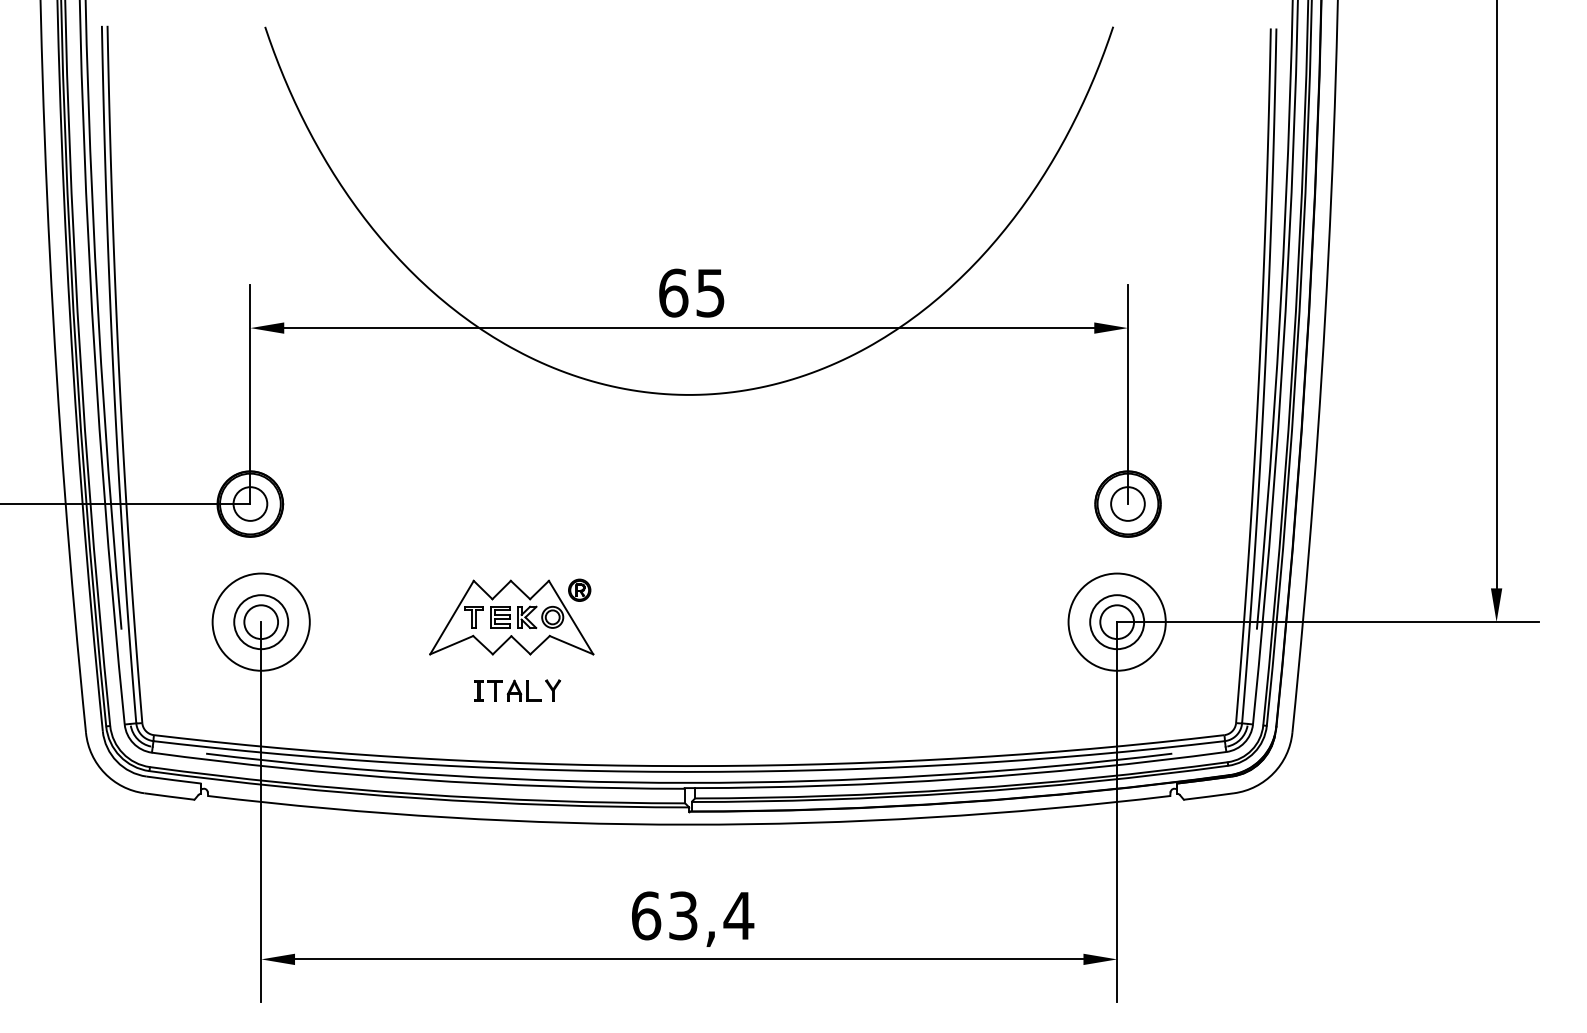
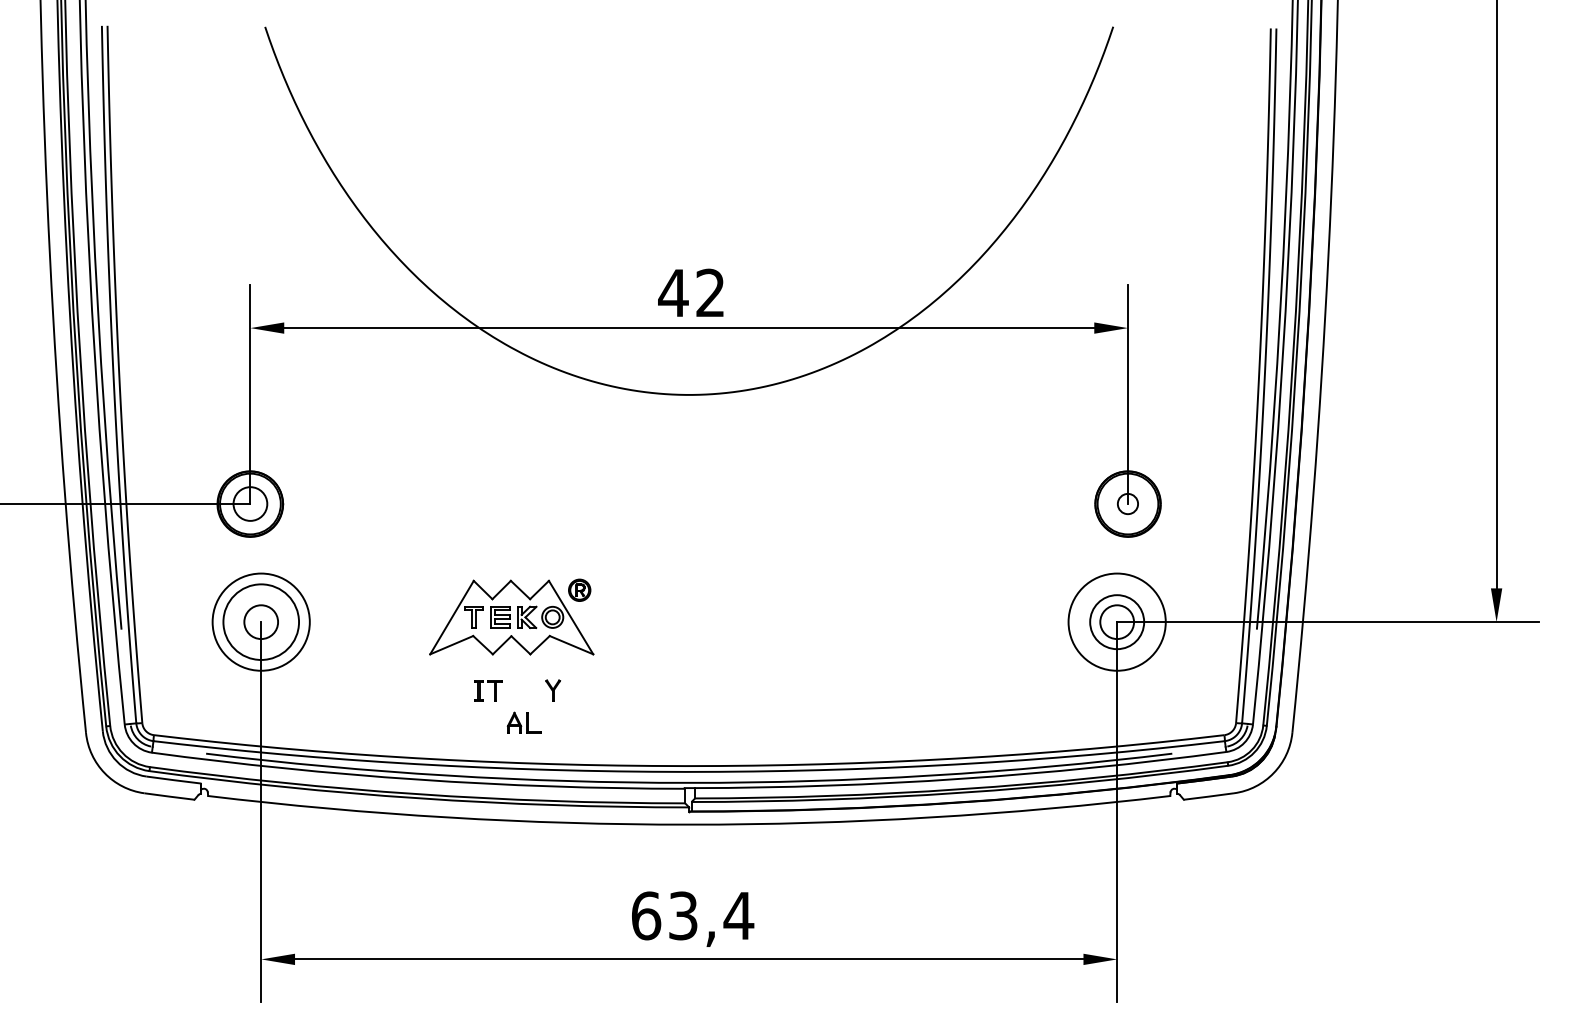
text: 65 -> 42 (691, 292)
circle diameter: 34 px -> 20 px (1127, 503)
circle diameter: 54 px -> 76 px (261, 621)
part position: (523, 690) -> (523, 722) (523, 722)
